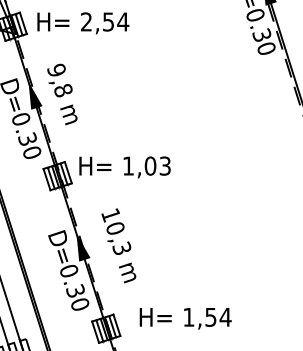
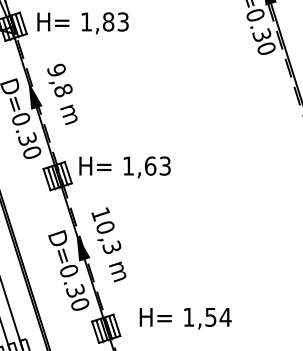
text: 2,54 -> 1,83 (105, 21)
text: 1,03 -> 1,63 (150, 165)
text position: (118, 245) -> (108, 244) (108, 244)
